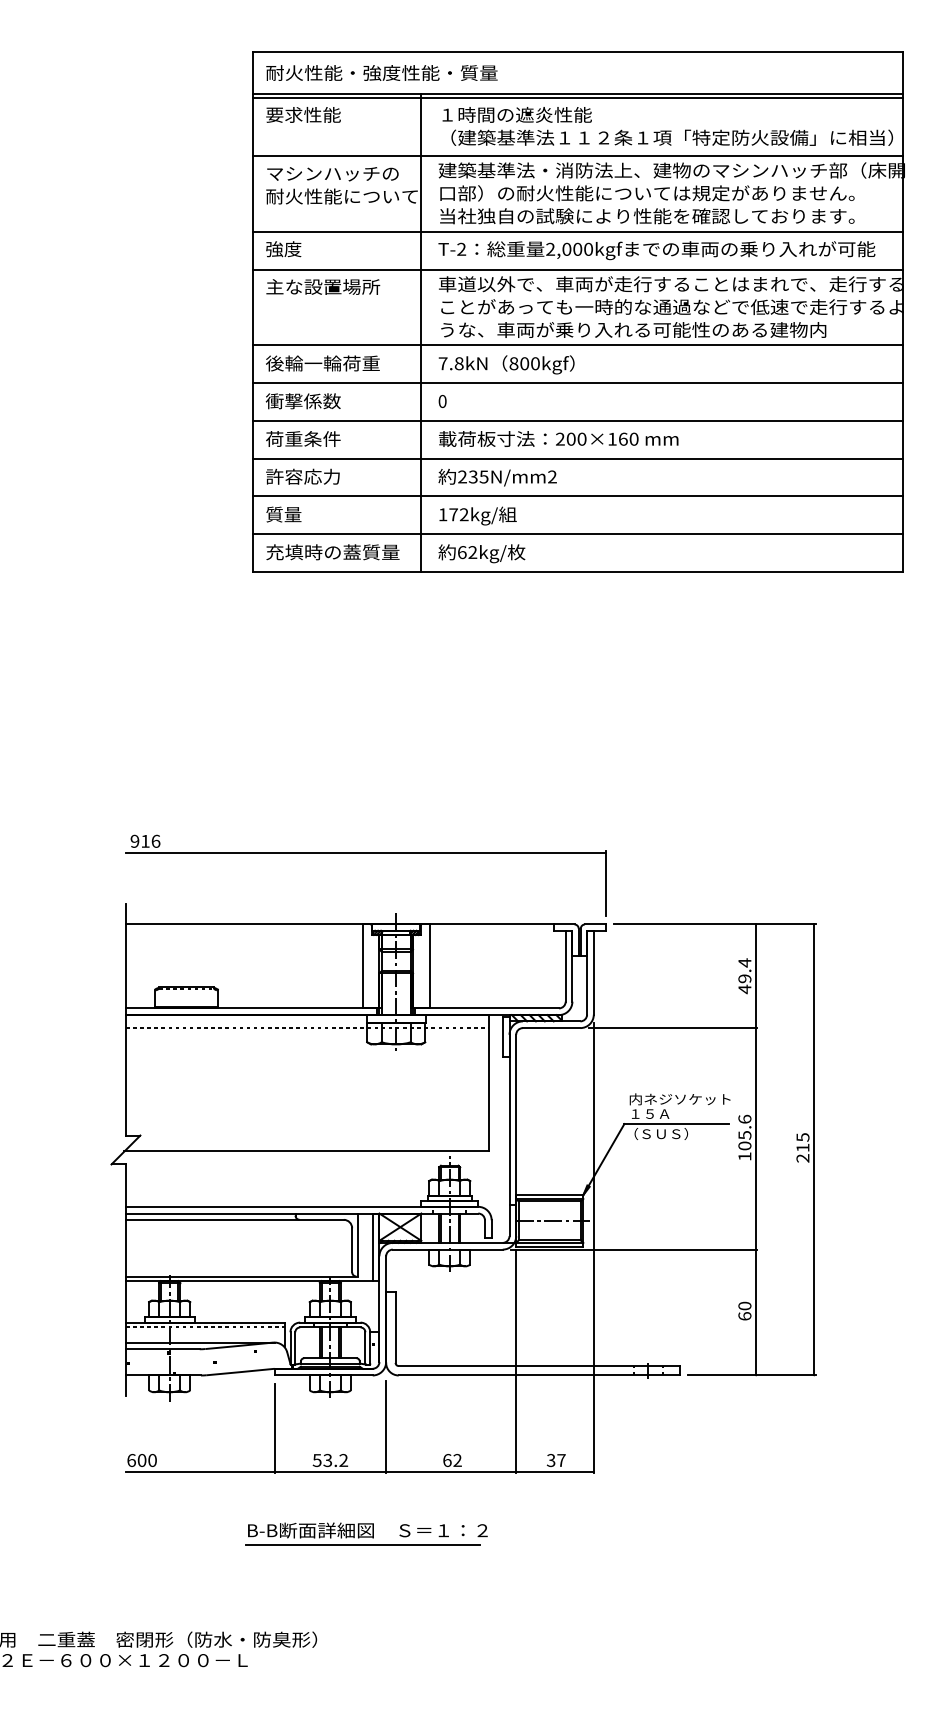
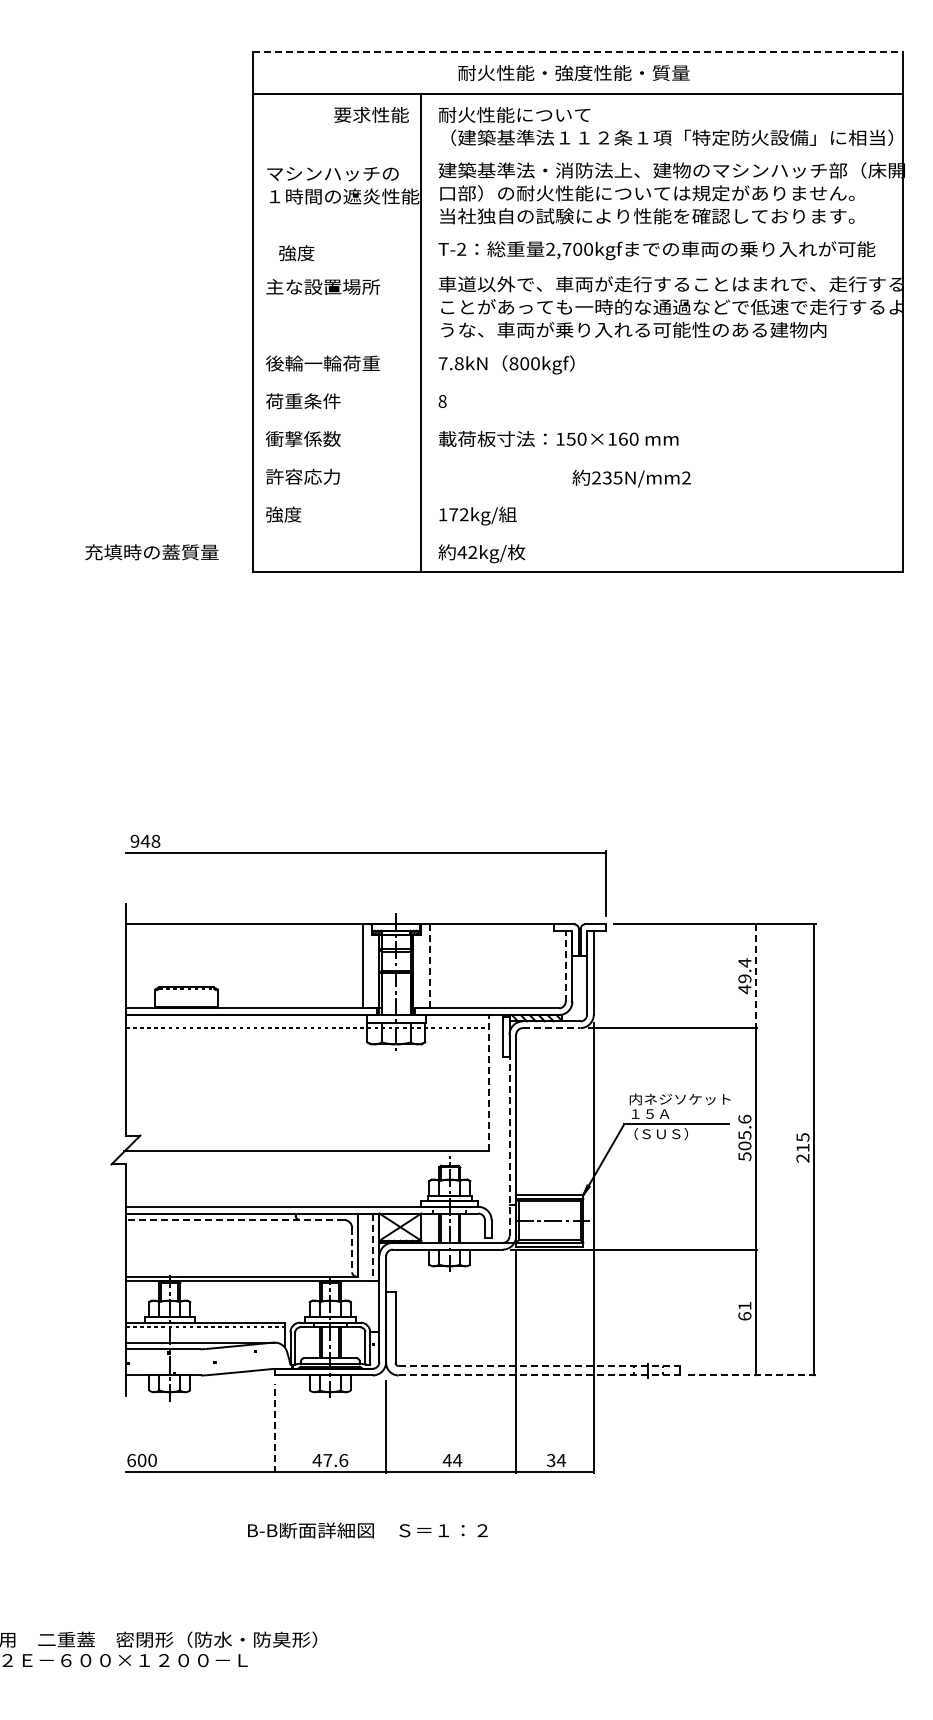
line: solid -> dashed (578, 51)
text position: (381, 72) -> (573, 72) (573, 72)
line: present -> none (577, 97)
text position: (303, 114) -> (371, 114) (371, 114)
text: １時間の遮炎性能 -> 耐火性能について (514, 114)
line: present -> none (577, 156)
text: 耐火性能について -> １時間の遮炎性能 (342, 196)
line: present -> none (577, 232)
text: 2,000kgf -> 2,700kgf (566, 248)
text position: (283, 249) -> (296, 253) (296, 253)
line: present -> none (577, 269)
line: present -> none (577, 345)
line: present -> none (577, 383)
text: 衝撃係数 -> 荷重条件 (302, 401)
text: 0 -> 8 (442, 401)
line: present -> none (577, 420)
text: 荷重条件 -> 衝撃係数 (302, 438)
text: 200×160 -> 150×160 (565, 438)
line: present -> none (577, 458)
text position: (497, 477) -> (631, 478) (631, 478)
line: present -> none (577, 496)
text: 質量 -> 強度 (283, 514)
line: present -> none (577, 534)
text position: (332, 552) -> (151, 552) (151, 552)
text: 62kg/ -> 42kg/ (461, 552)
text: 916 -> 948 (150, 840)
line: solid -> dashed (565, 965)
line: solid -> dashed (429, 966)
line: solid -> dashed (756, 976)
line: solid -> dashed (551, 1028)
line: solid -> dashed (488, 1082)
line: solid -> dashed (509, 1135)
text: 105.6 -> 505.6 (744, 1156)
line: solid -> dashed (234, 1219)
line: solid -> dashed (373, 1247)
line: solid -> dashed (352, 1250)
text: 60 -> 61 (744, 1305)
line: solid -> dashed (539, 1366)
line: solid -> dashed (539, 1375)
line: solid -> dashed (751, 1375)
line: solid -> dashed (274, 1428)
text: 53.2 -> 47.6 (330, 1460)
text: 62 -> 44 (452, 1460)
text: 37 -> 34 (561, 1460)
line: present -> none (362, 1544)
